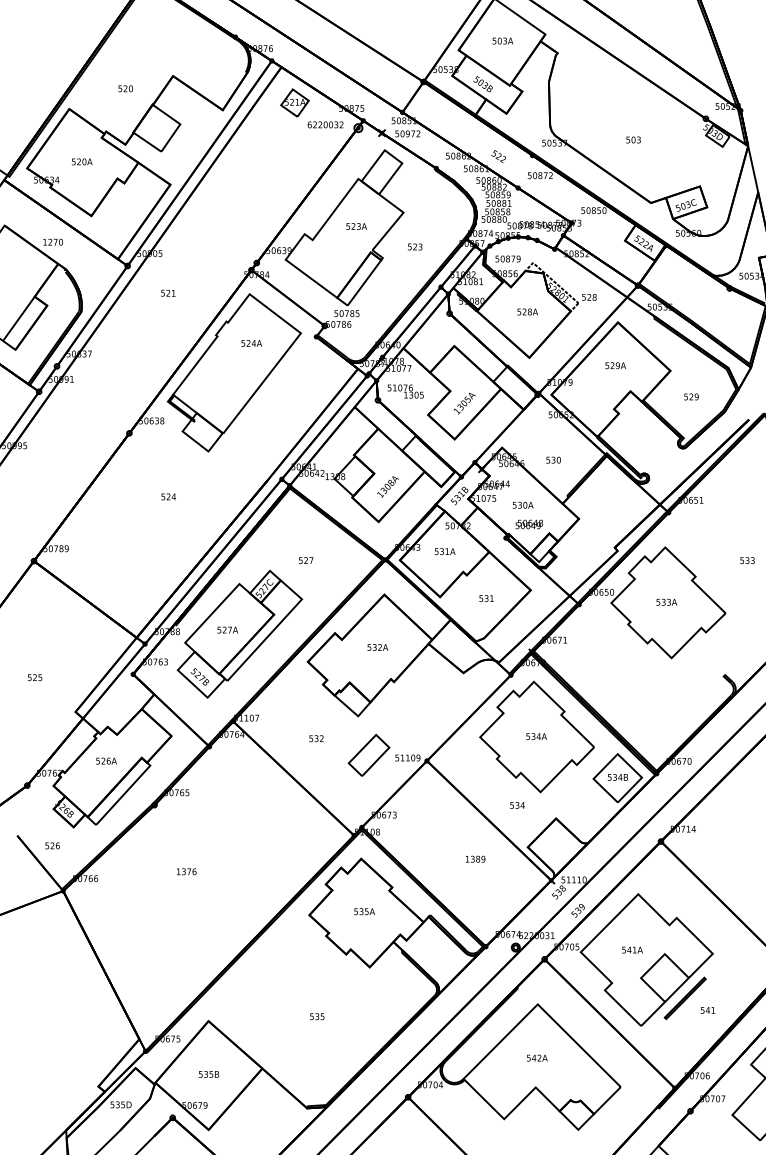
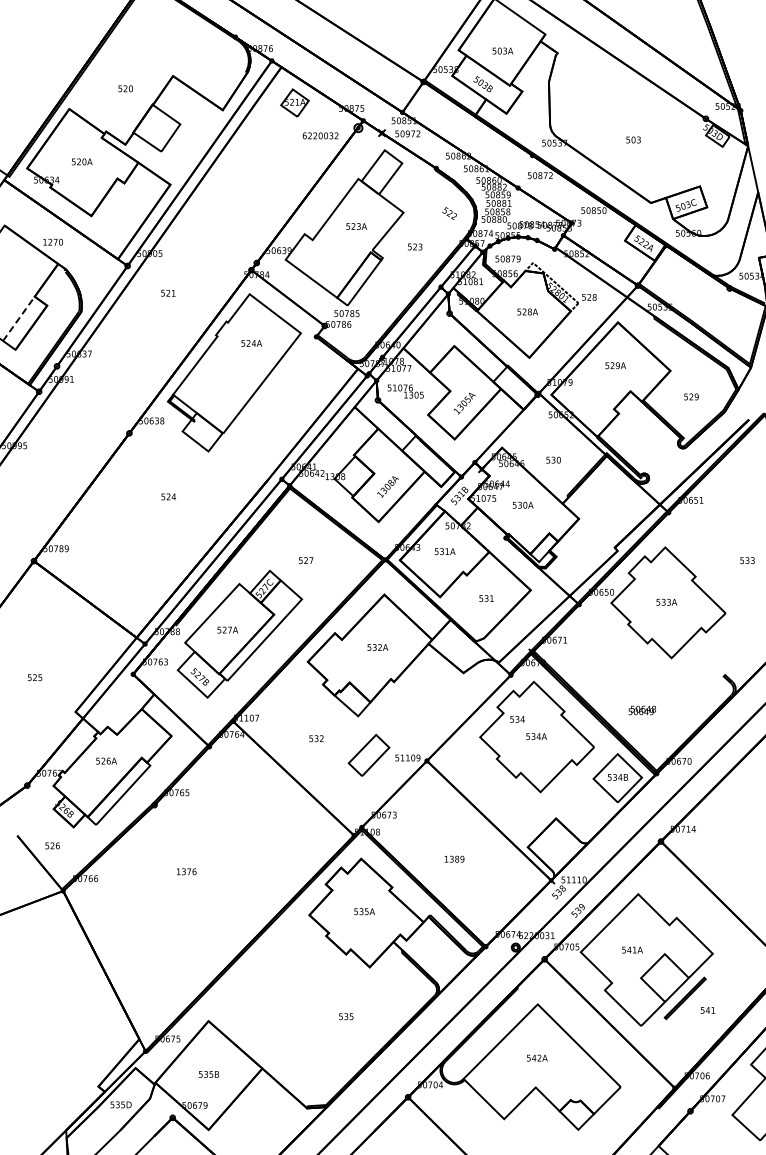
text position: (502, 40) -> (502, 50) (502, 50)
text position: (325, 124) -> (320, 135) (320, 135)
text position: (498, 156) -> (449, 213) (449, 213)
line: solid -> dashed (19, 318)
text position: (528, 524) -> (641, 710) (641, 710)
text position: (517, 805) -> (517, 719) (517, 719)
text position: (475, 858) -> (454, 858) (454, 858)
text position: (317, 1016) -> (346, 1016) (346, 1016)
